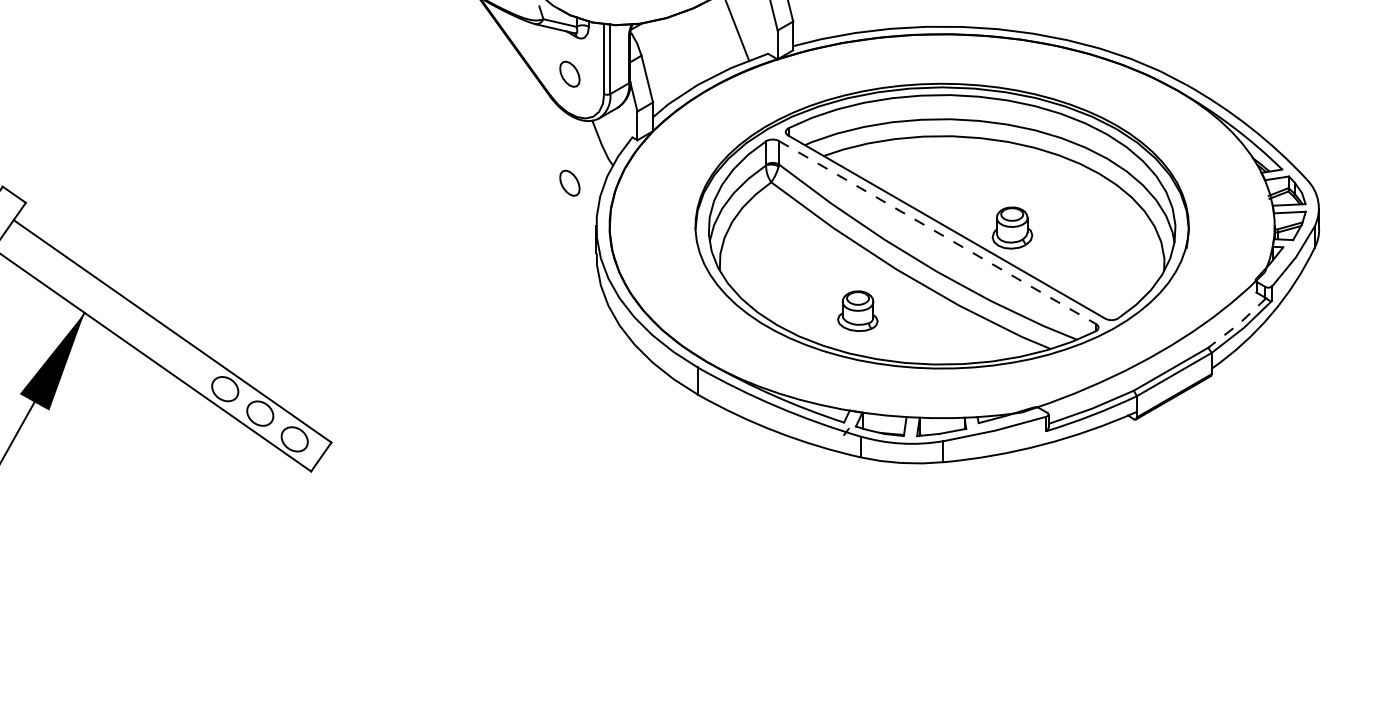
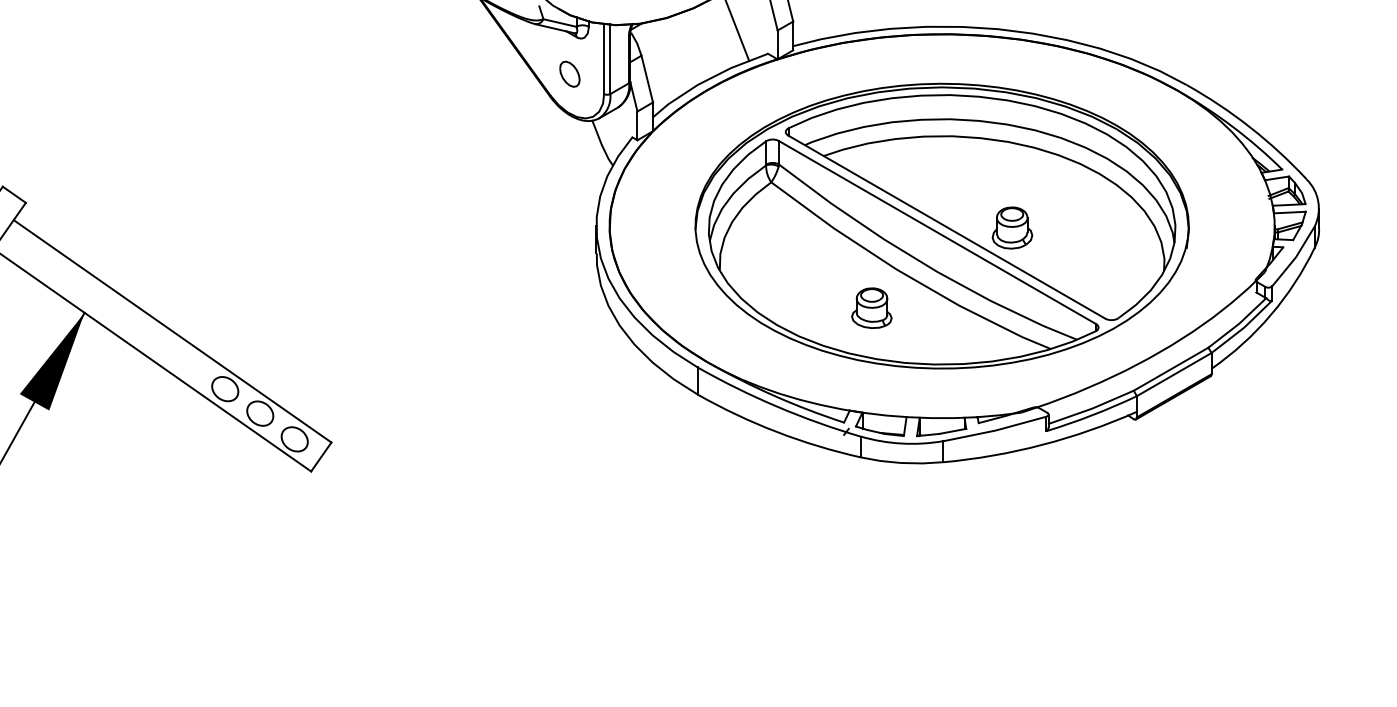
part: present -> none (569, 182)
line: dashed -> solid (937, 232)
part position: (857, 310) -> (871, 307) (871, 307)
line: dashed -> solid (1238, 324)
